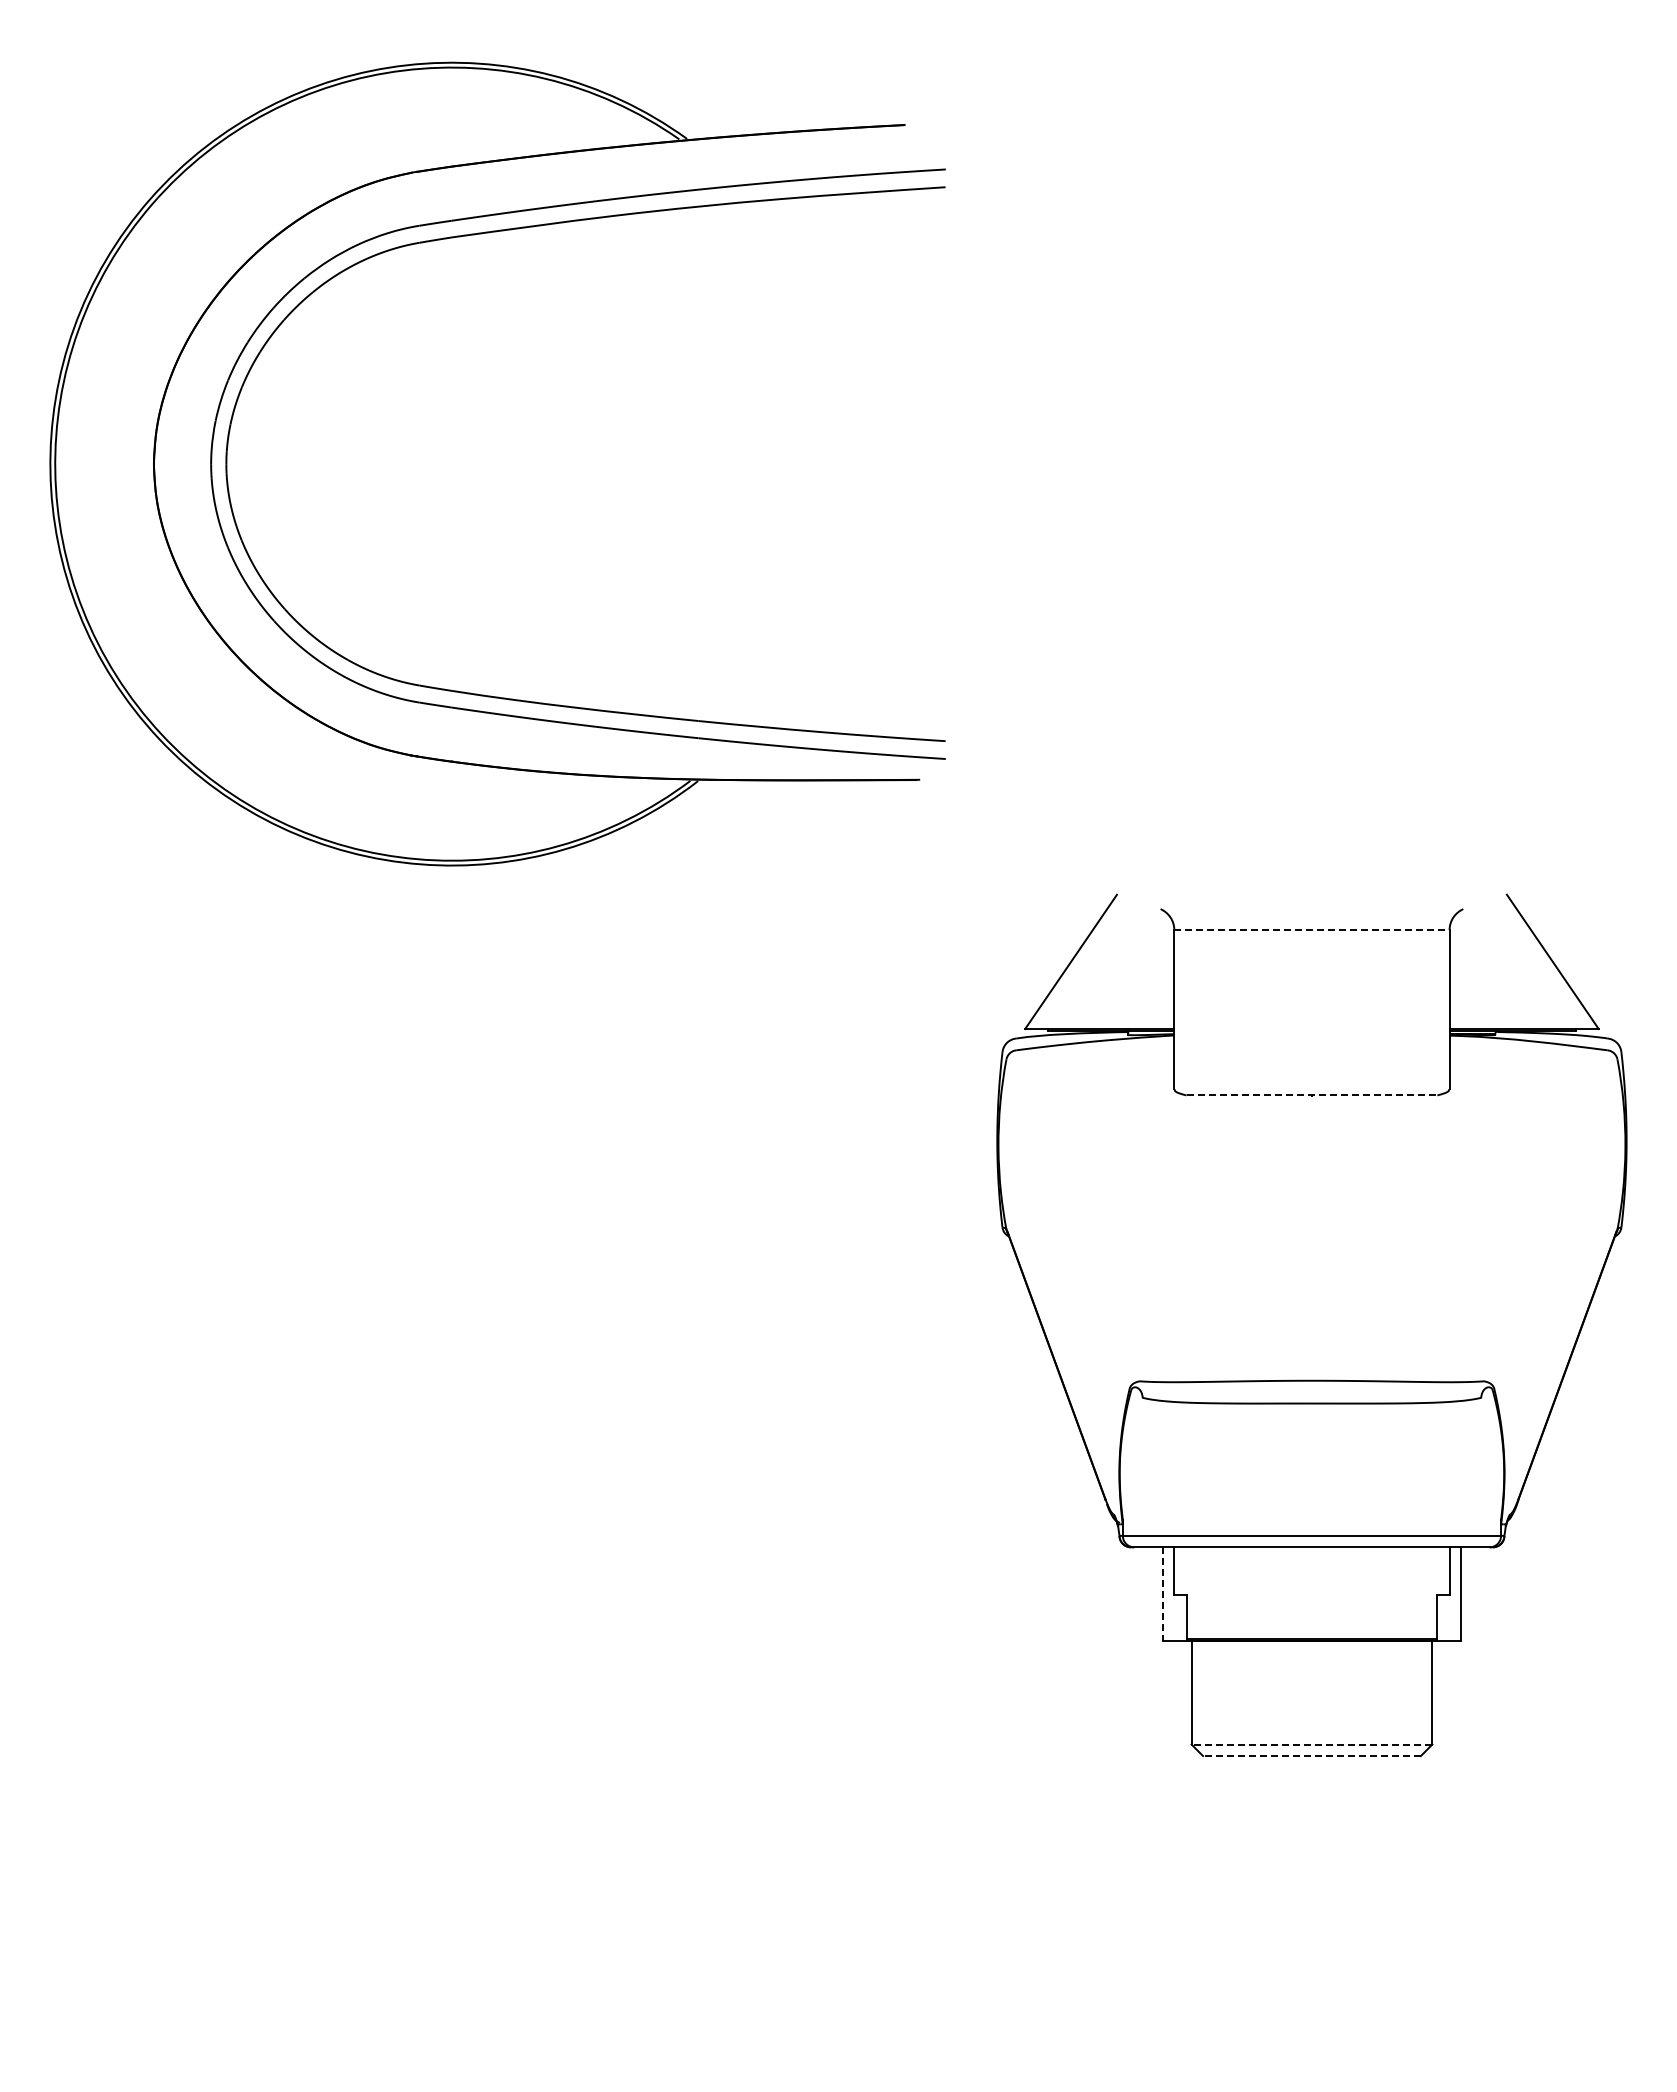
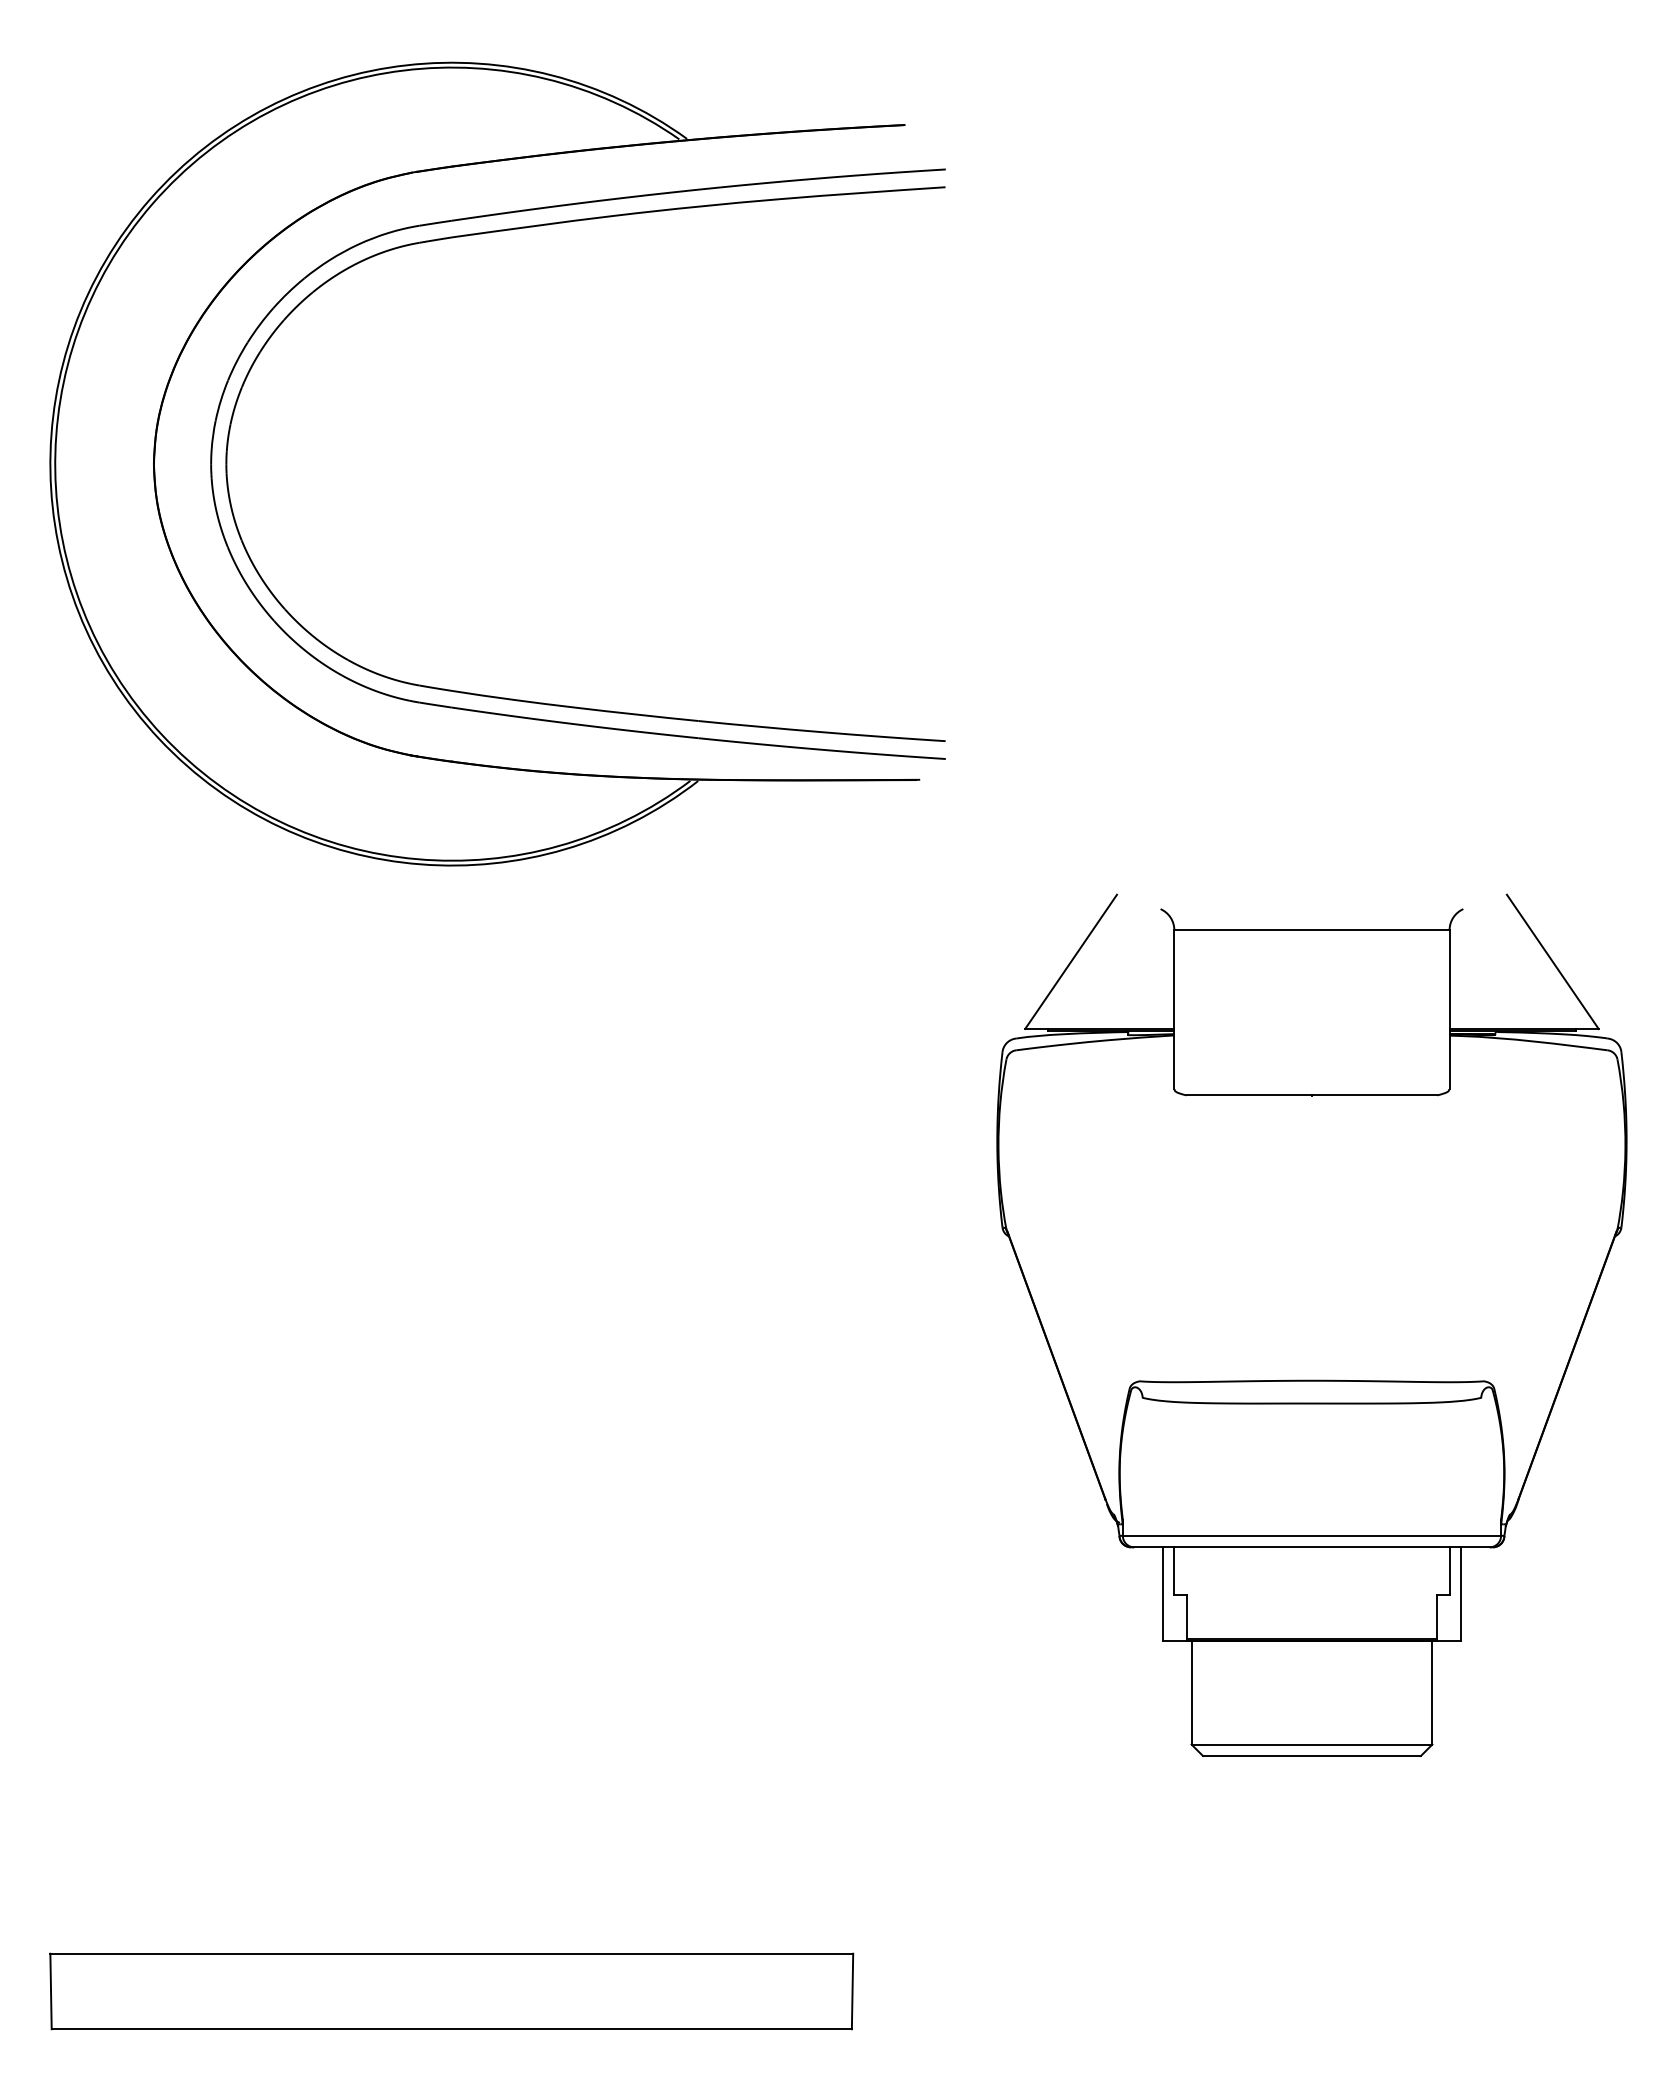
line: dashed -> solid (1311, 930)
line: dashed -> solid (1312, 1095)
line: dashed -> solid (1162, 1594)
line: dashed -> solid (1311, 1744)
line: dashed -> solid (1311, 1756)
part: none -> present (451, 1991)
